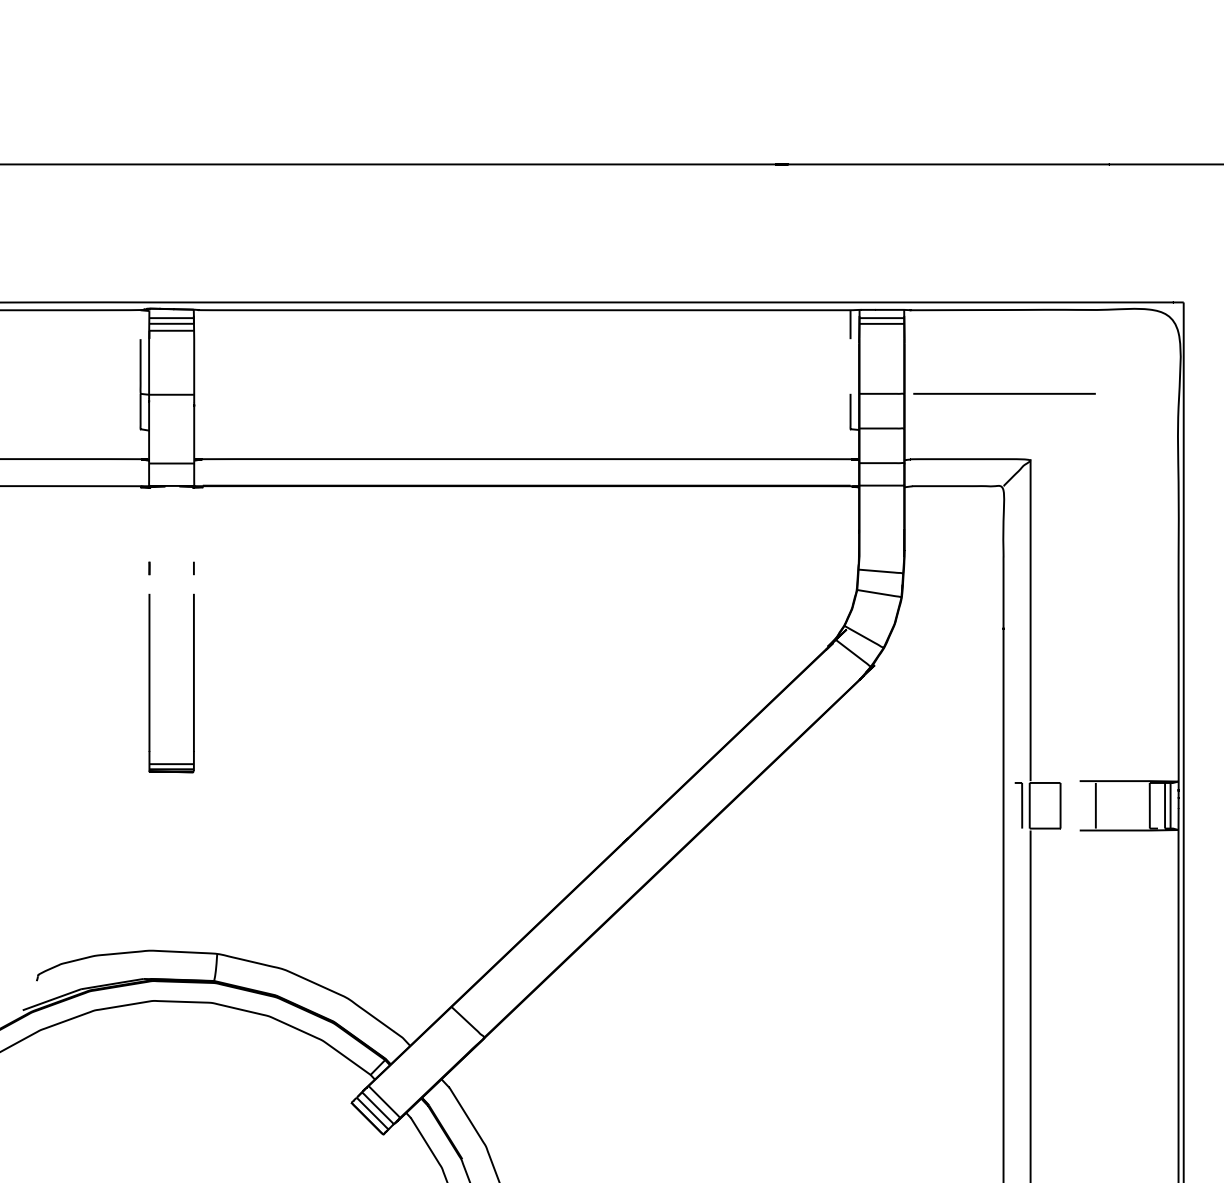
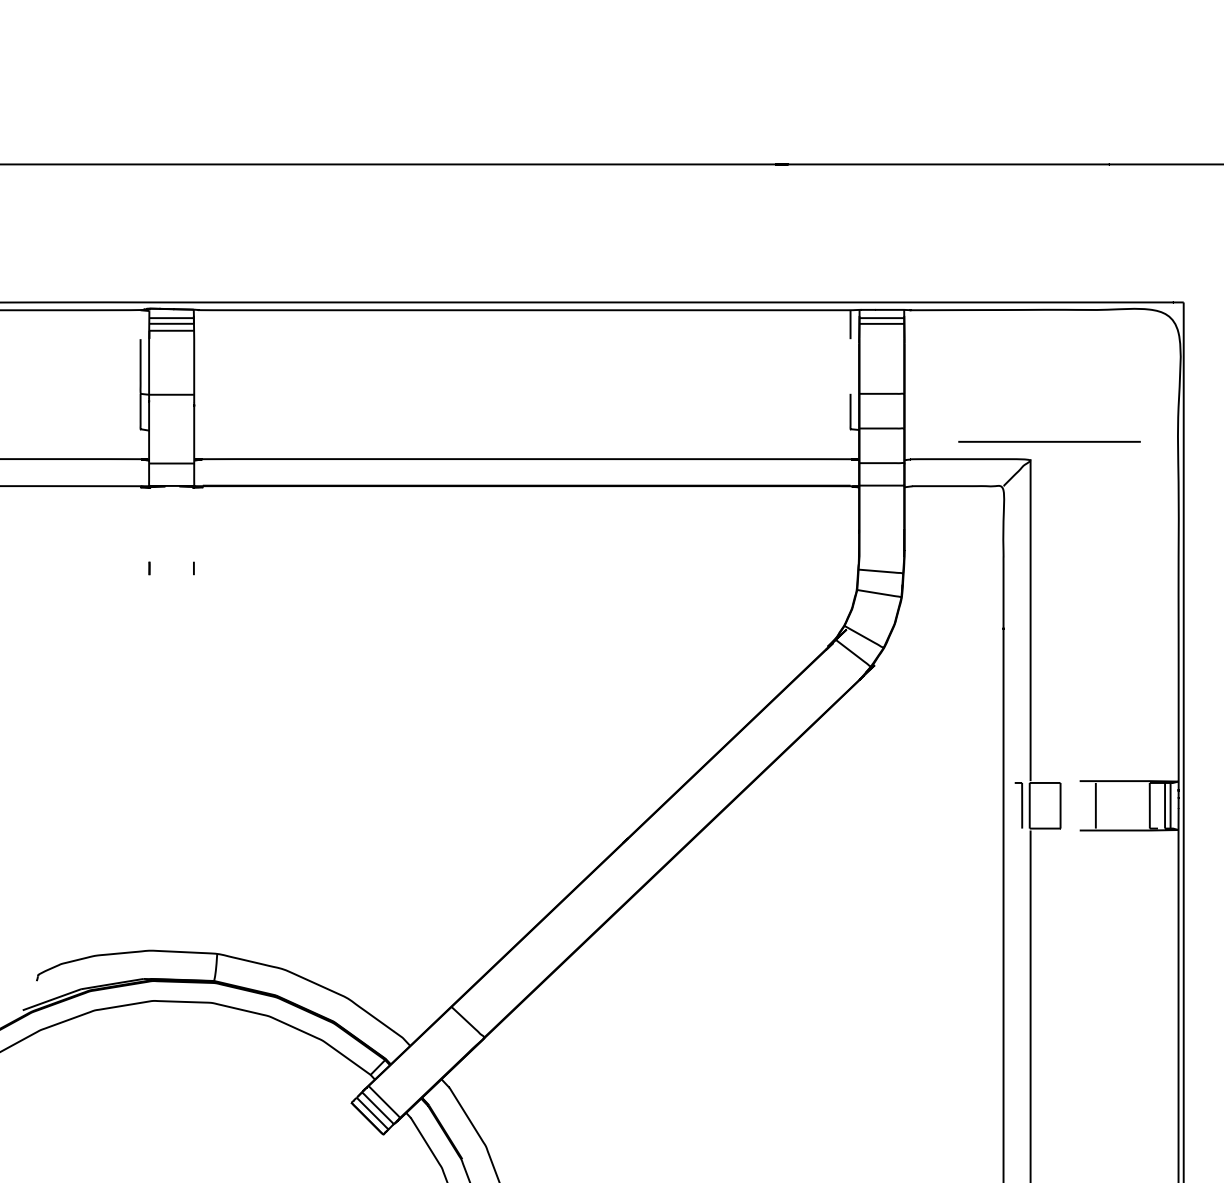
line position: (1004, 393) -> (1049, 441) (1049, 441)
part: present -> none (150, 683)
